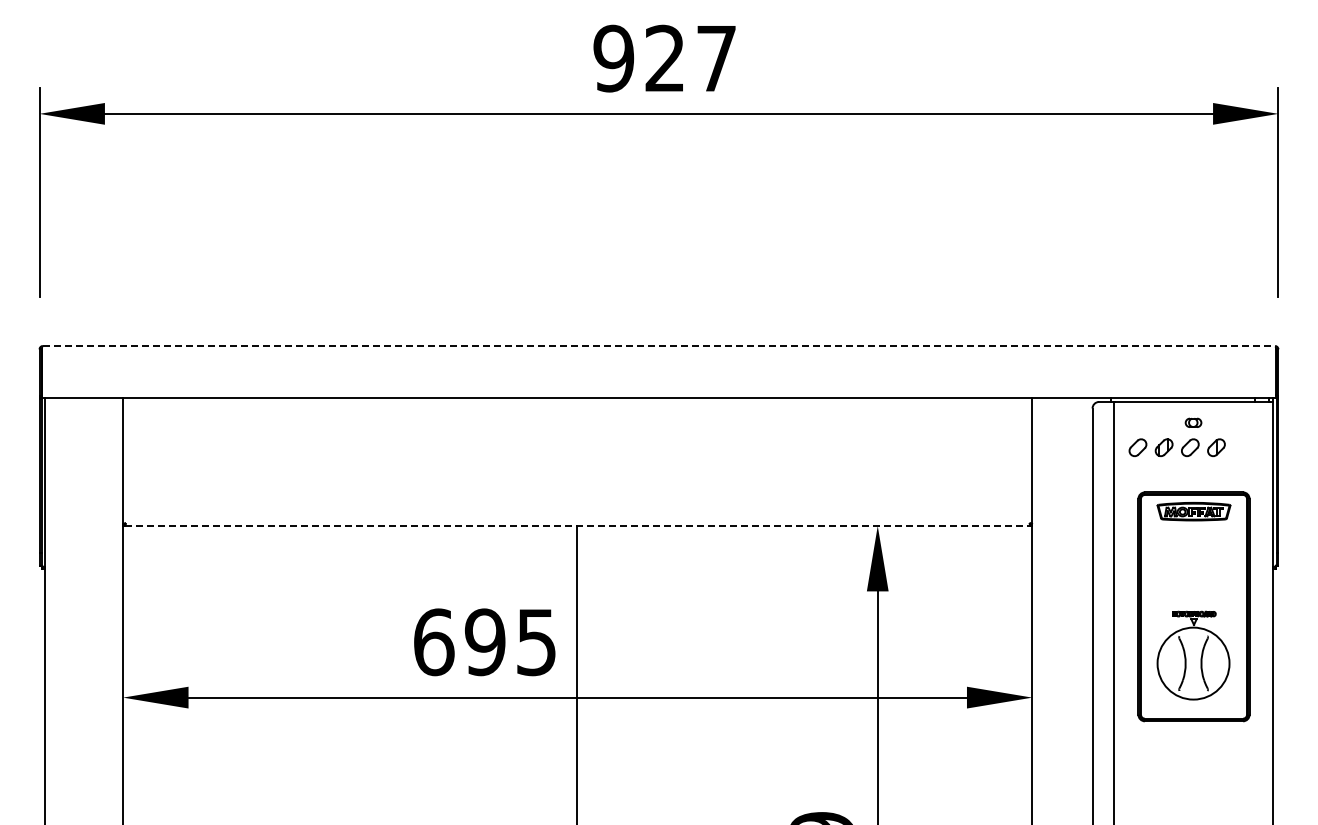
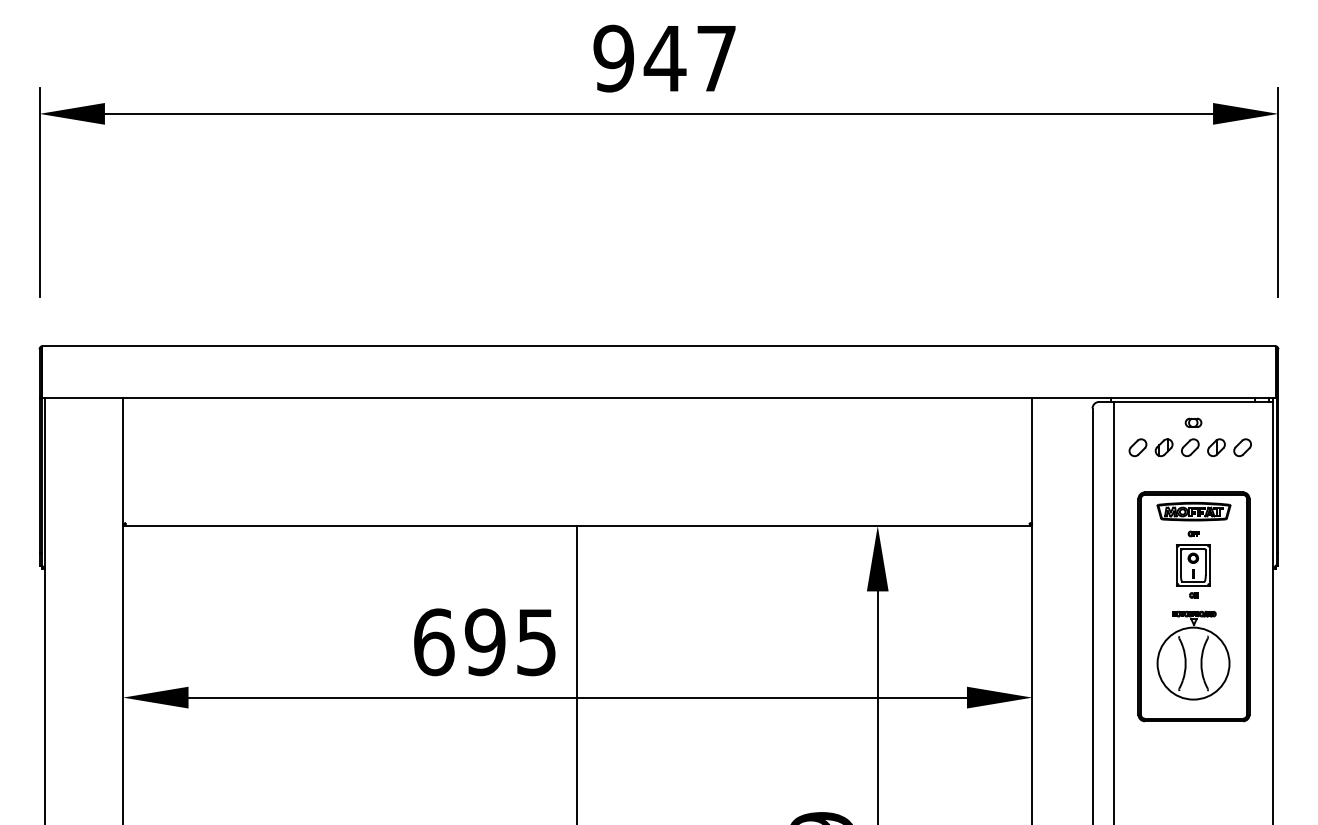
text: 927 -> 947 (664, 57)
line: dashed -> solid (659, 346)
part: none -> present (1242, 447)
line: dashed -> solid (577, 525)
part: none -> present (1193, 564)
